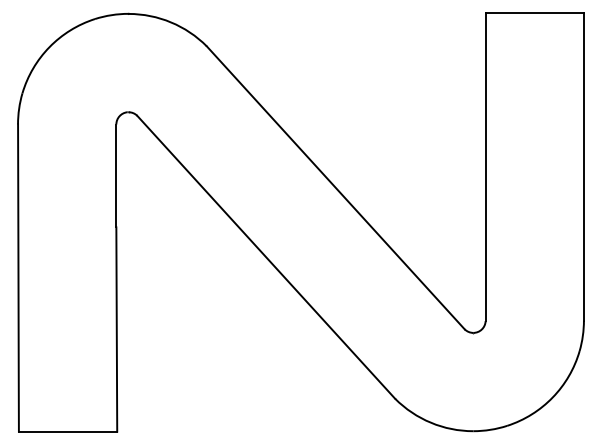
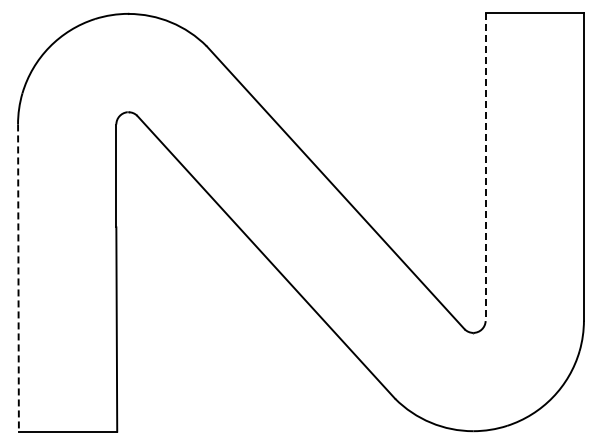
line: solid -> dashed (485, 167)
line: solid -> dashed (18, 278)
